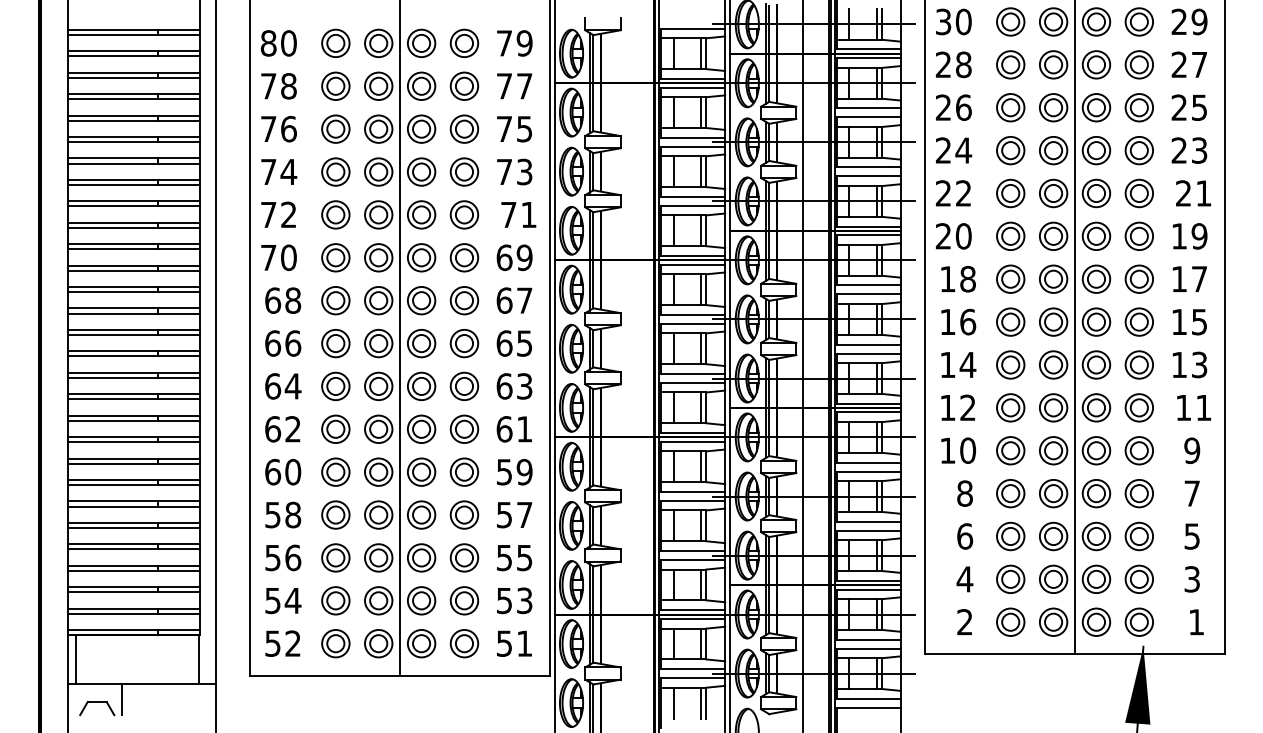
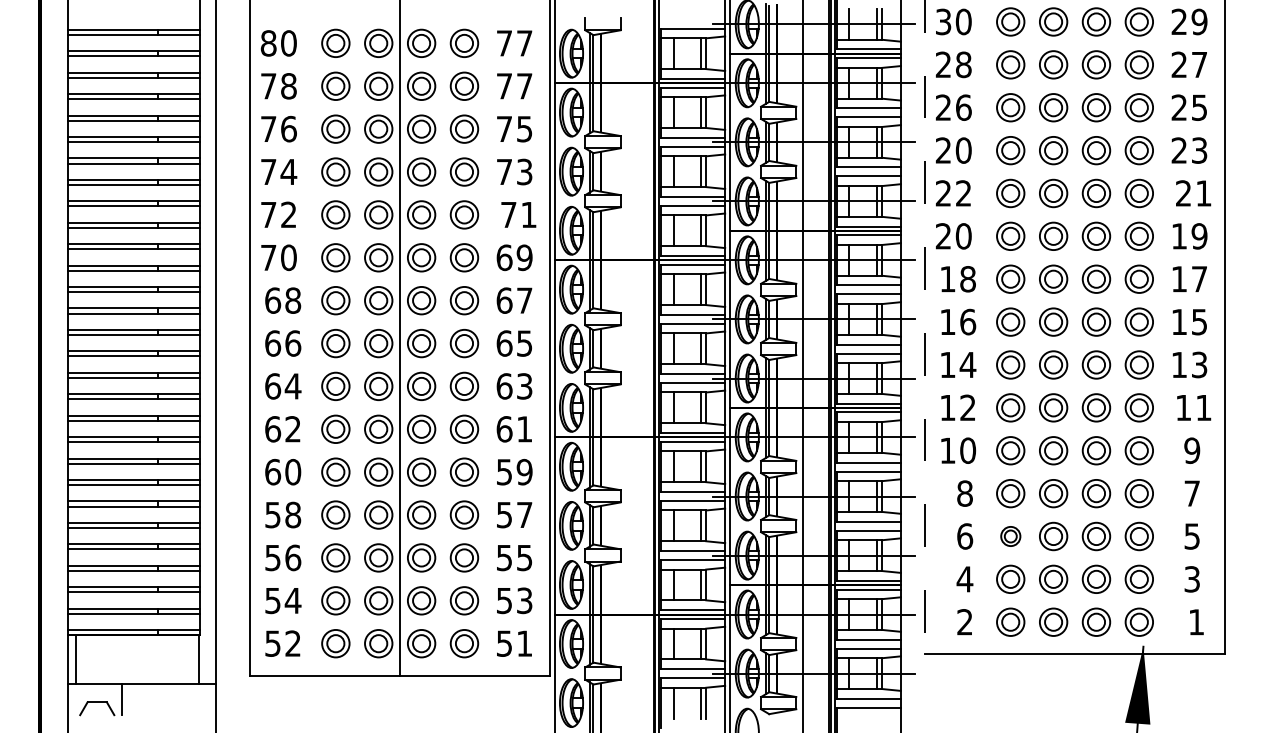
text: 79 -> 77 (524, 43)
text: 24 -> 20 (963, 150)
line: solid -> dashed (924, 327)
line: present -> none (1075, 328)
part size: 30x31 px -> 22x21 px (1010, 536)
